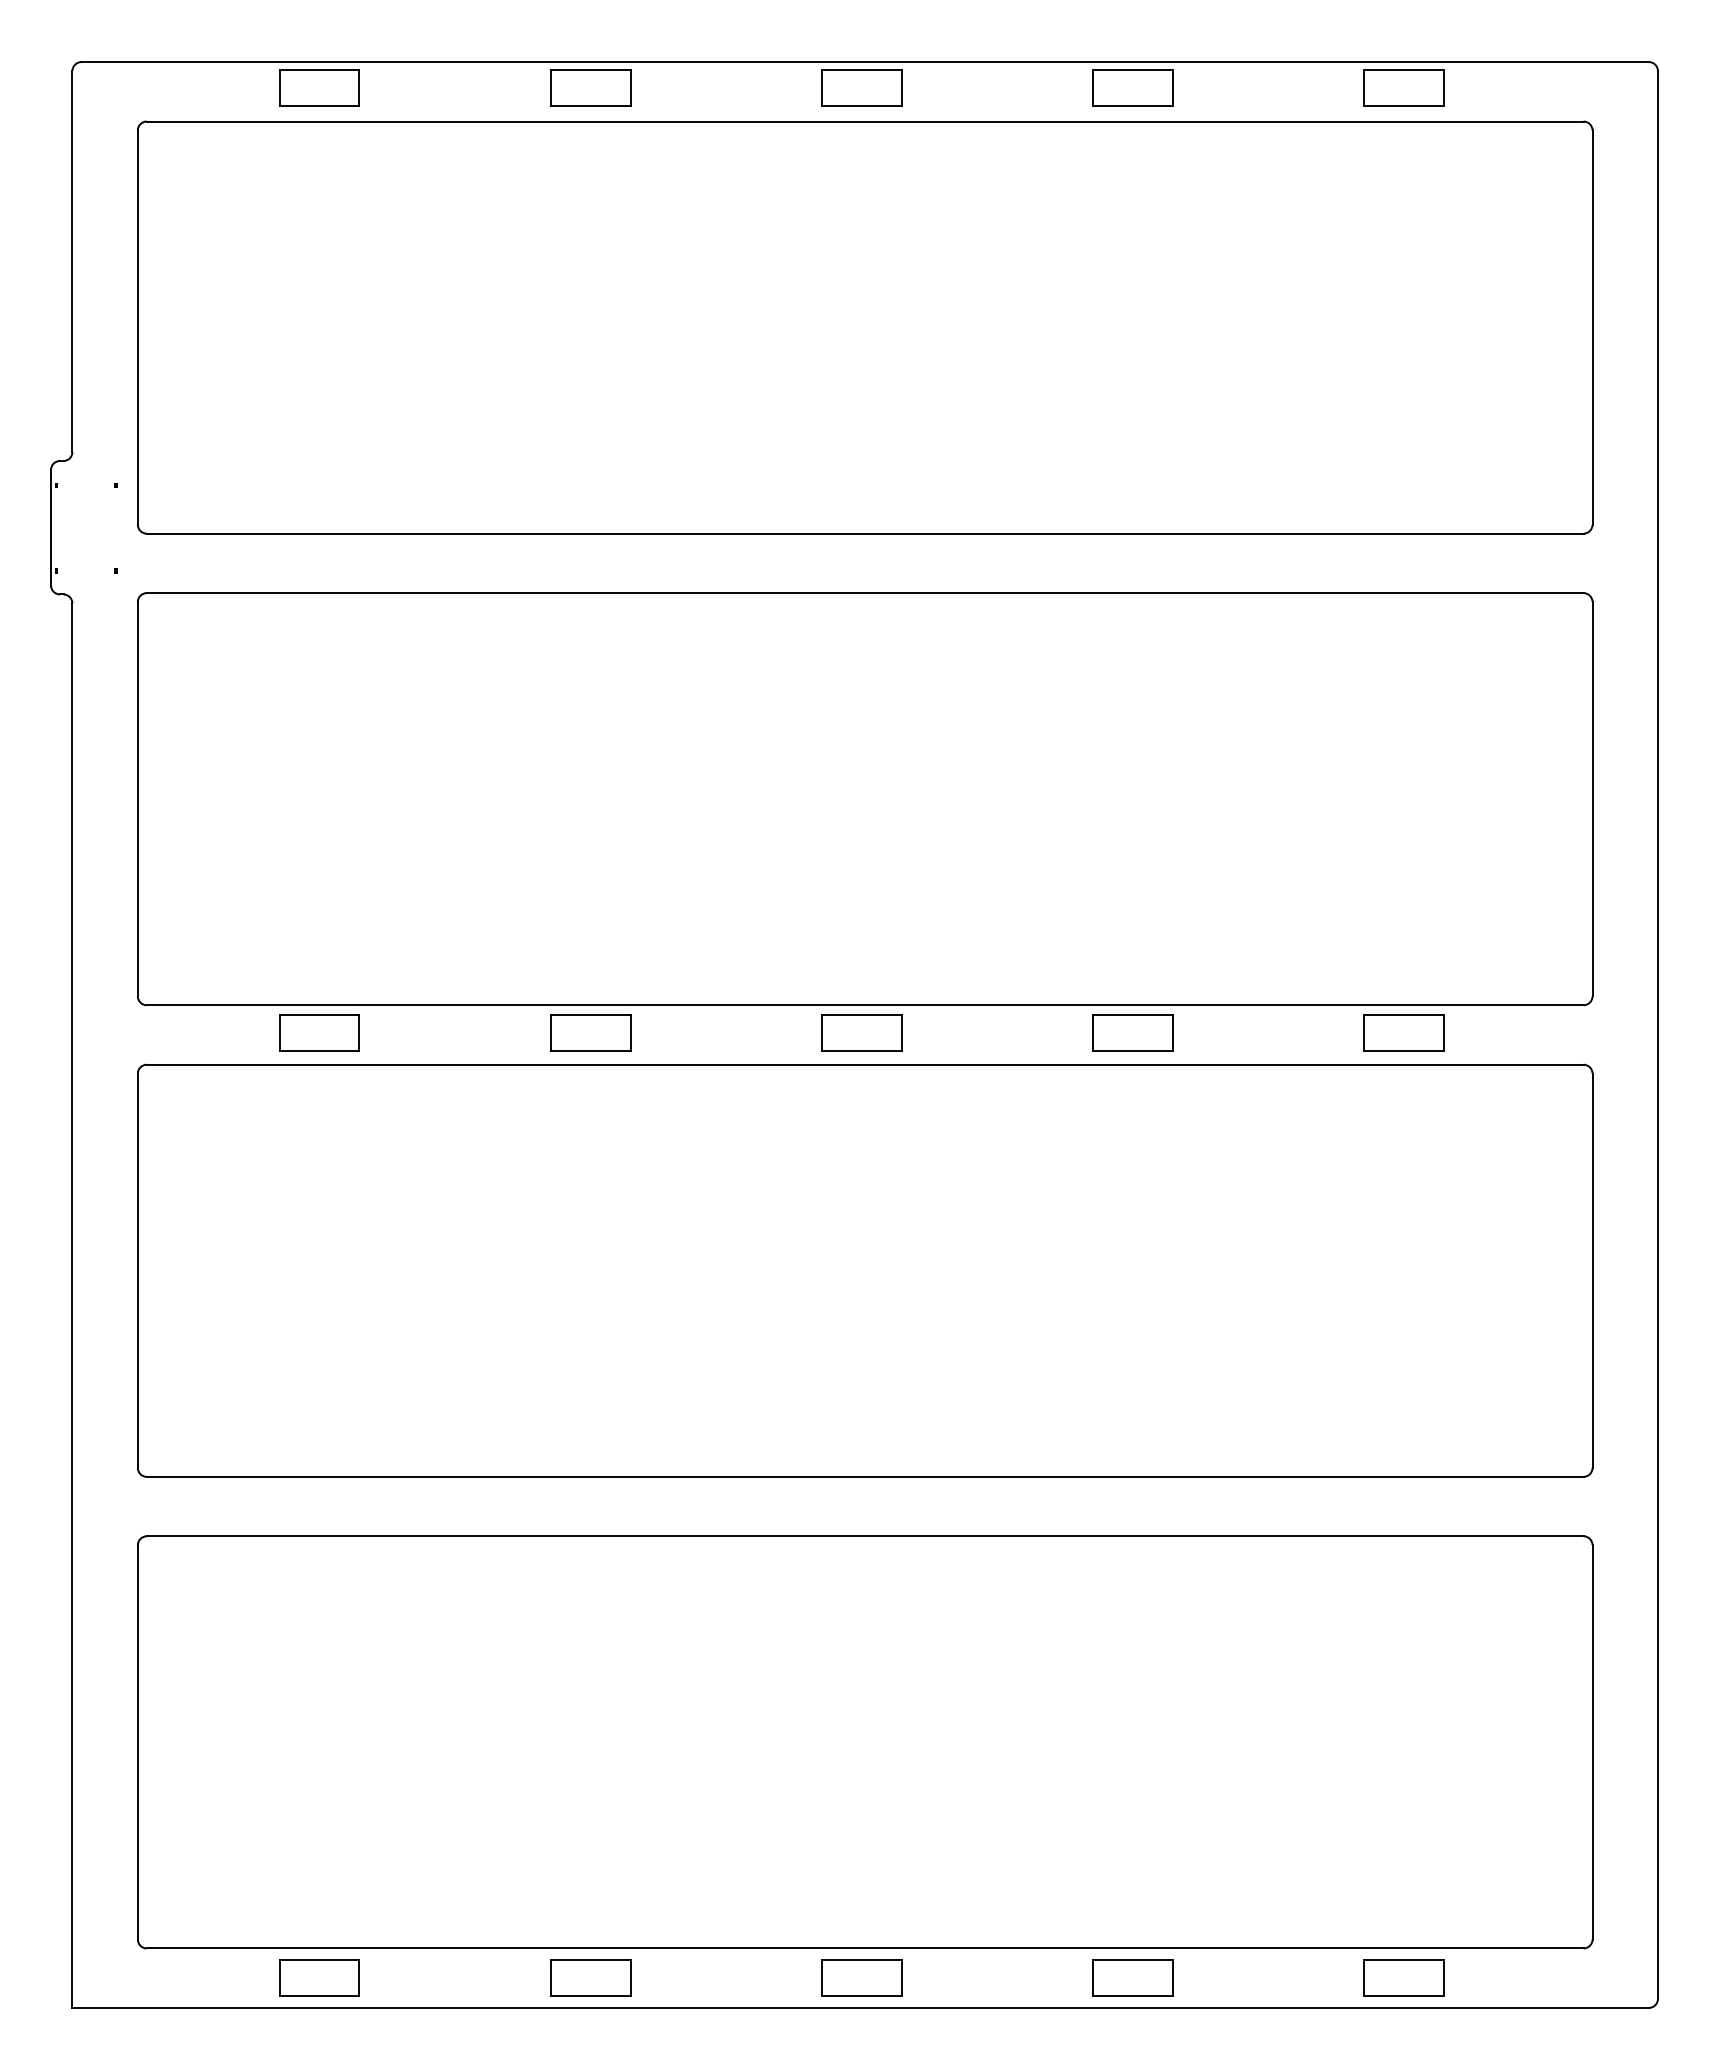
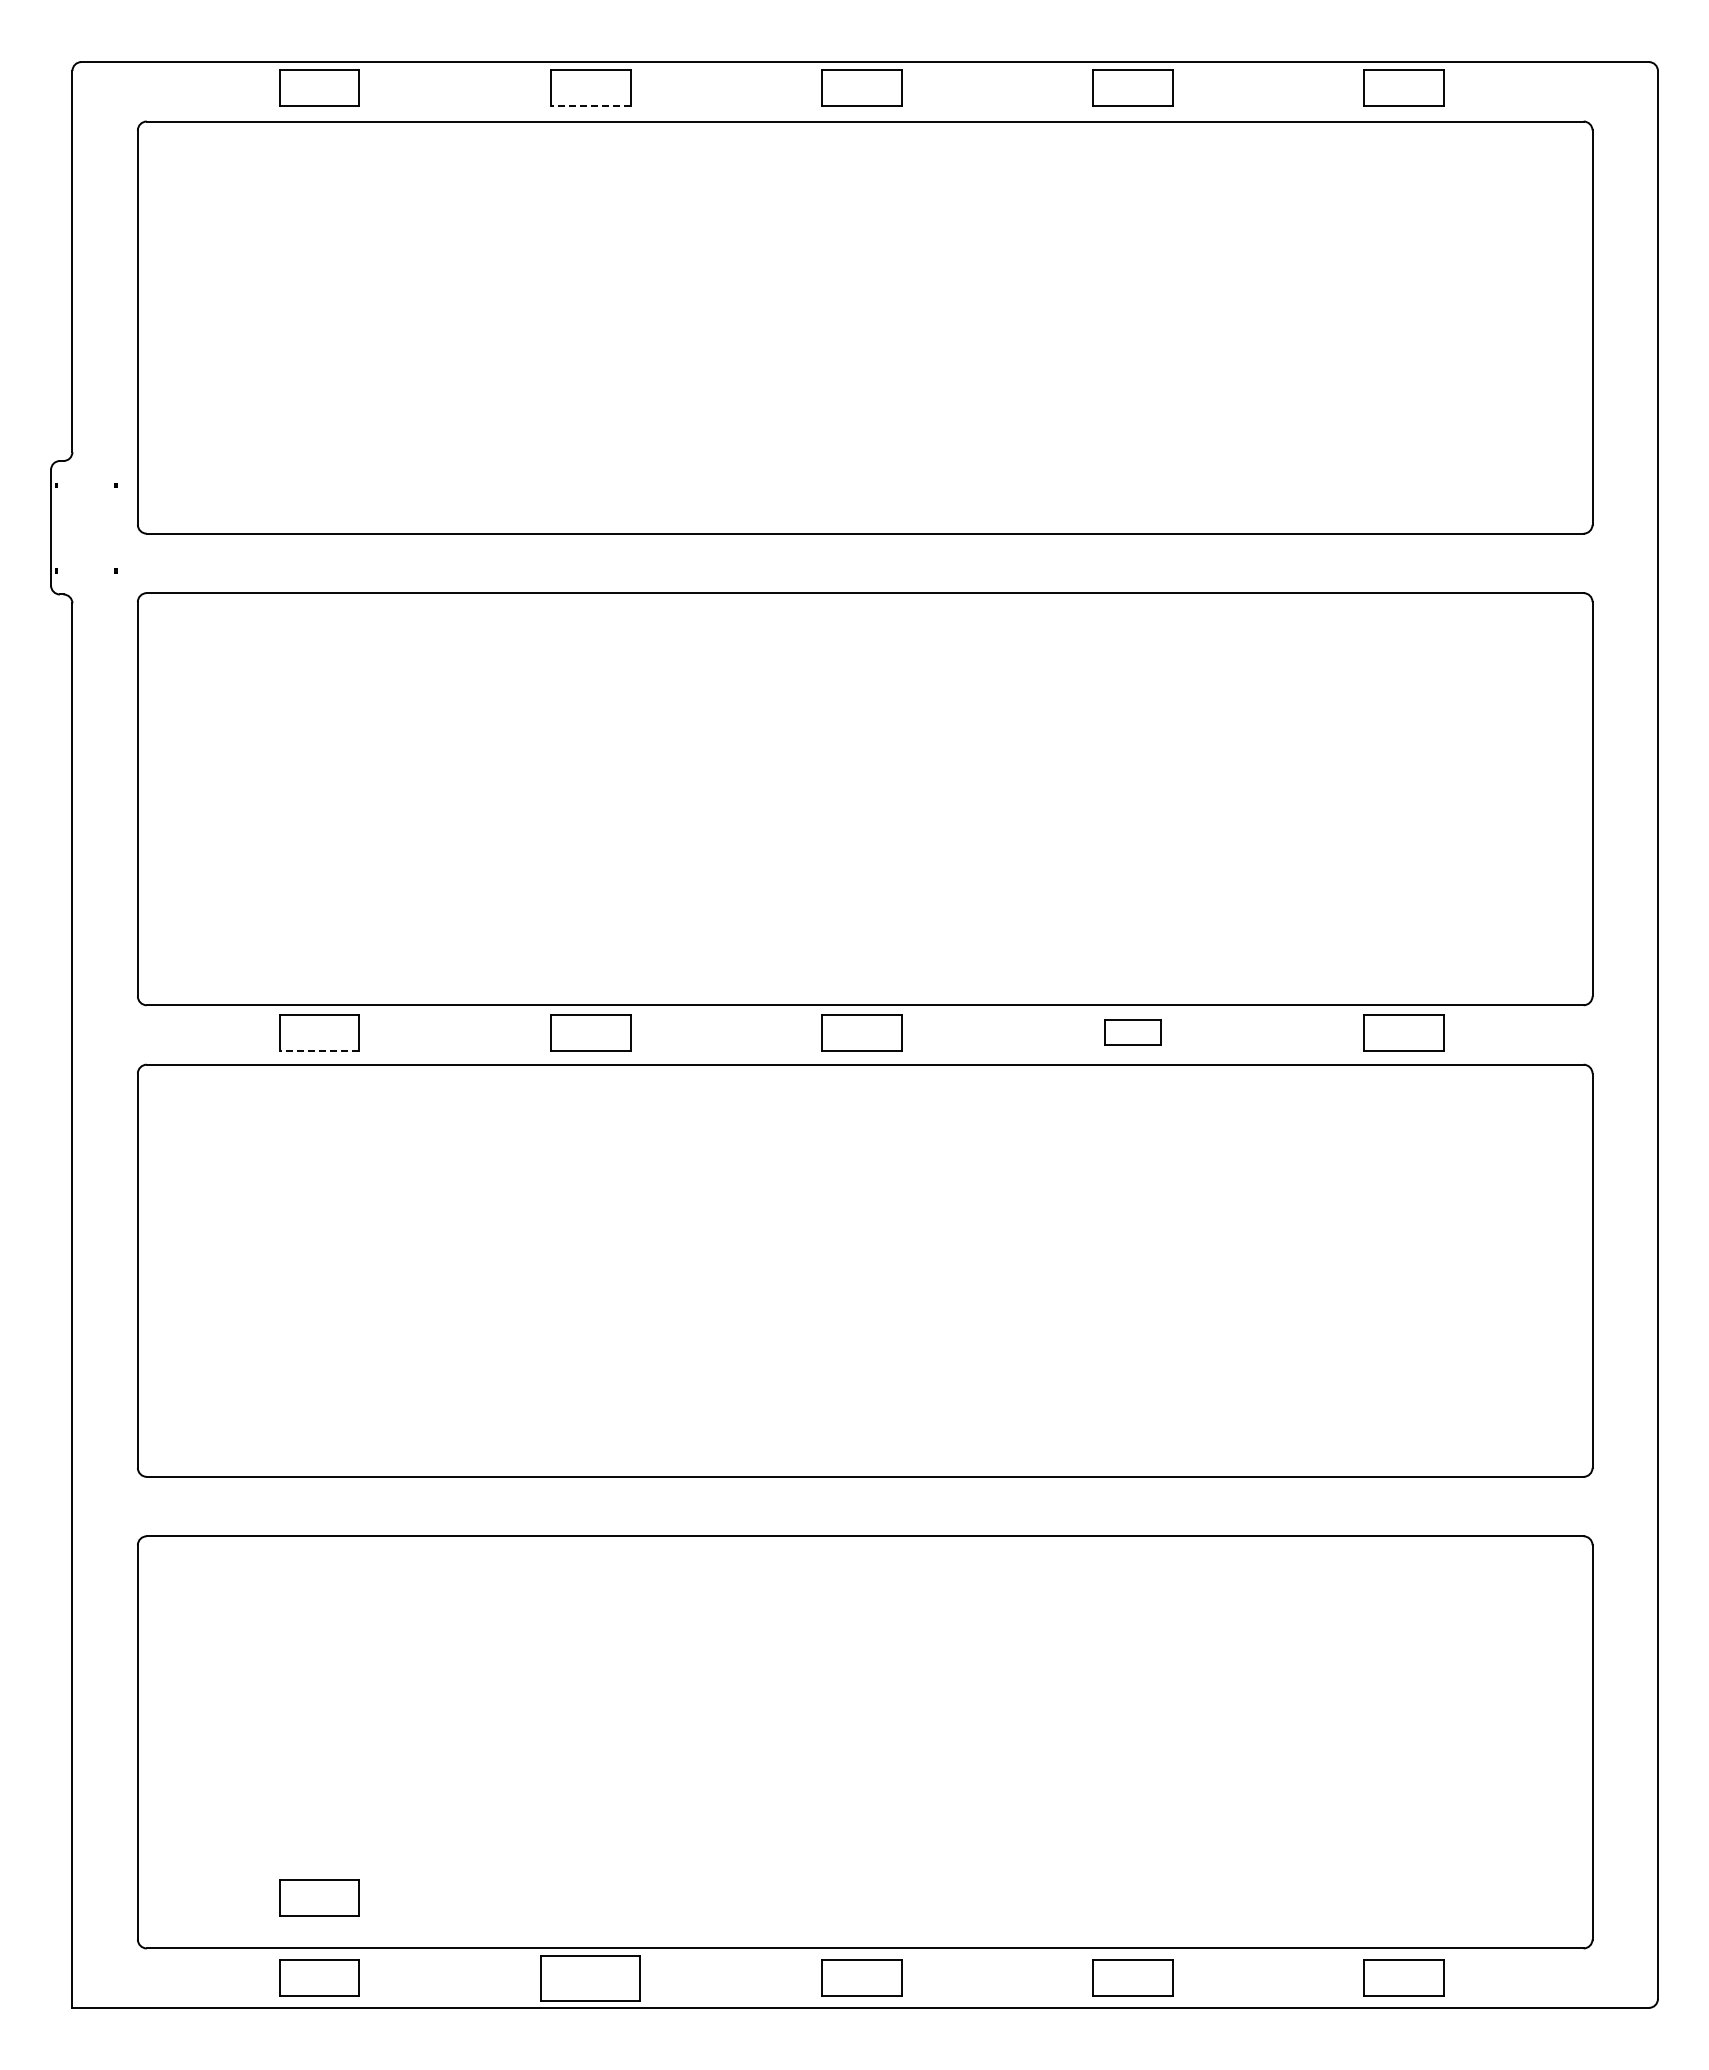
line: solid -> dashed (590, 105)
part size: 82x38 px -> 58x27 px (1132, 1032)
line: solid -> dashed (319, 1050)
part: none -> present (319, 1897)
part size: 82x38 px -> 101x47 px (590, 1978)
